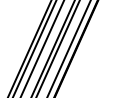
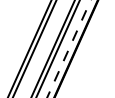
line: present -> none (42, 48)
line: solid -> dashed (69, 49)
